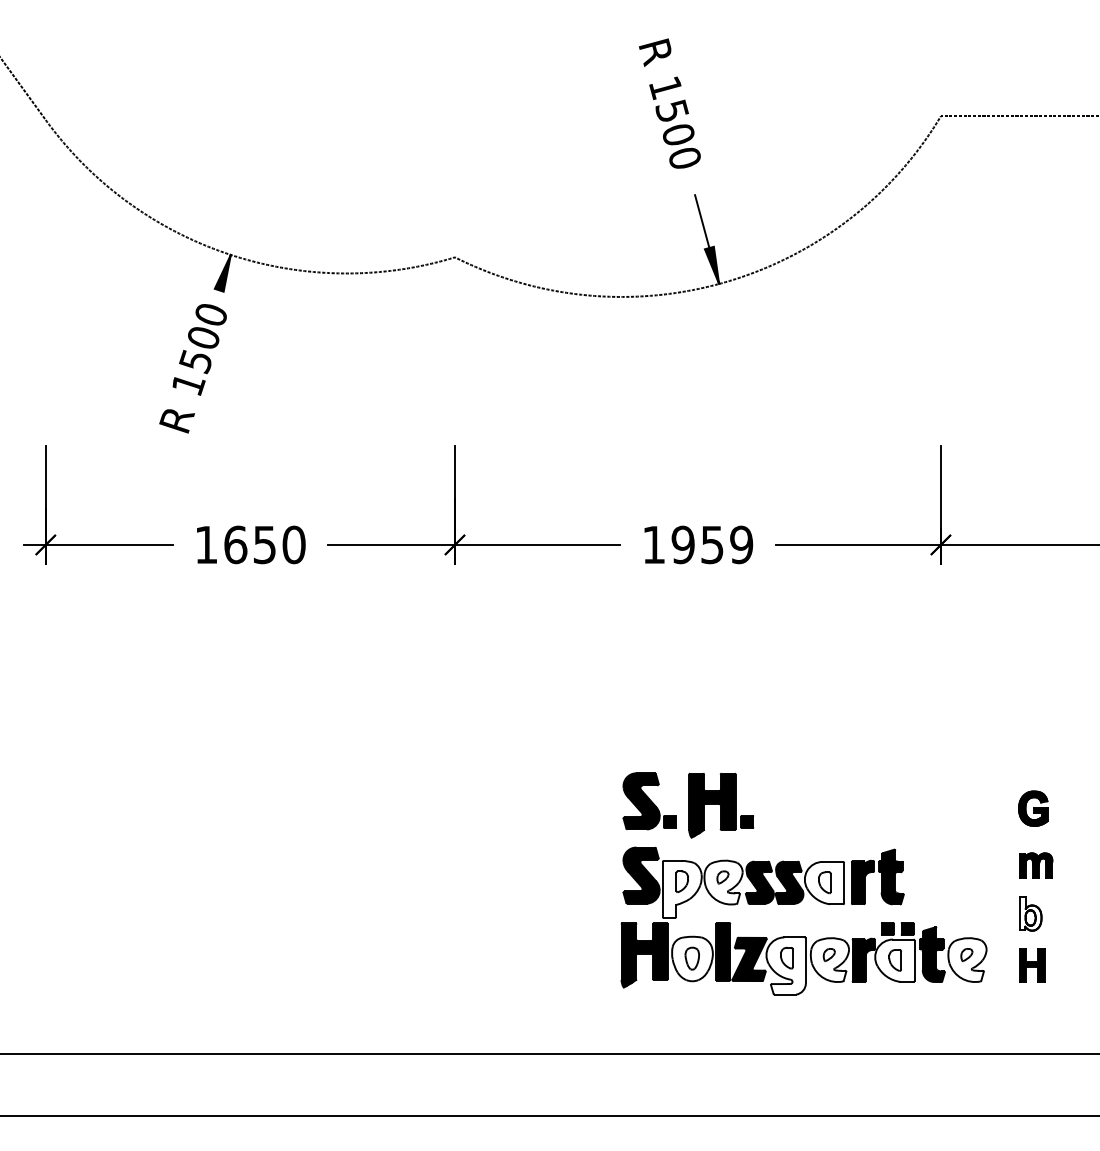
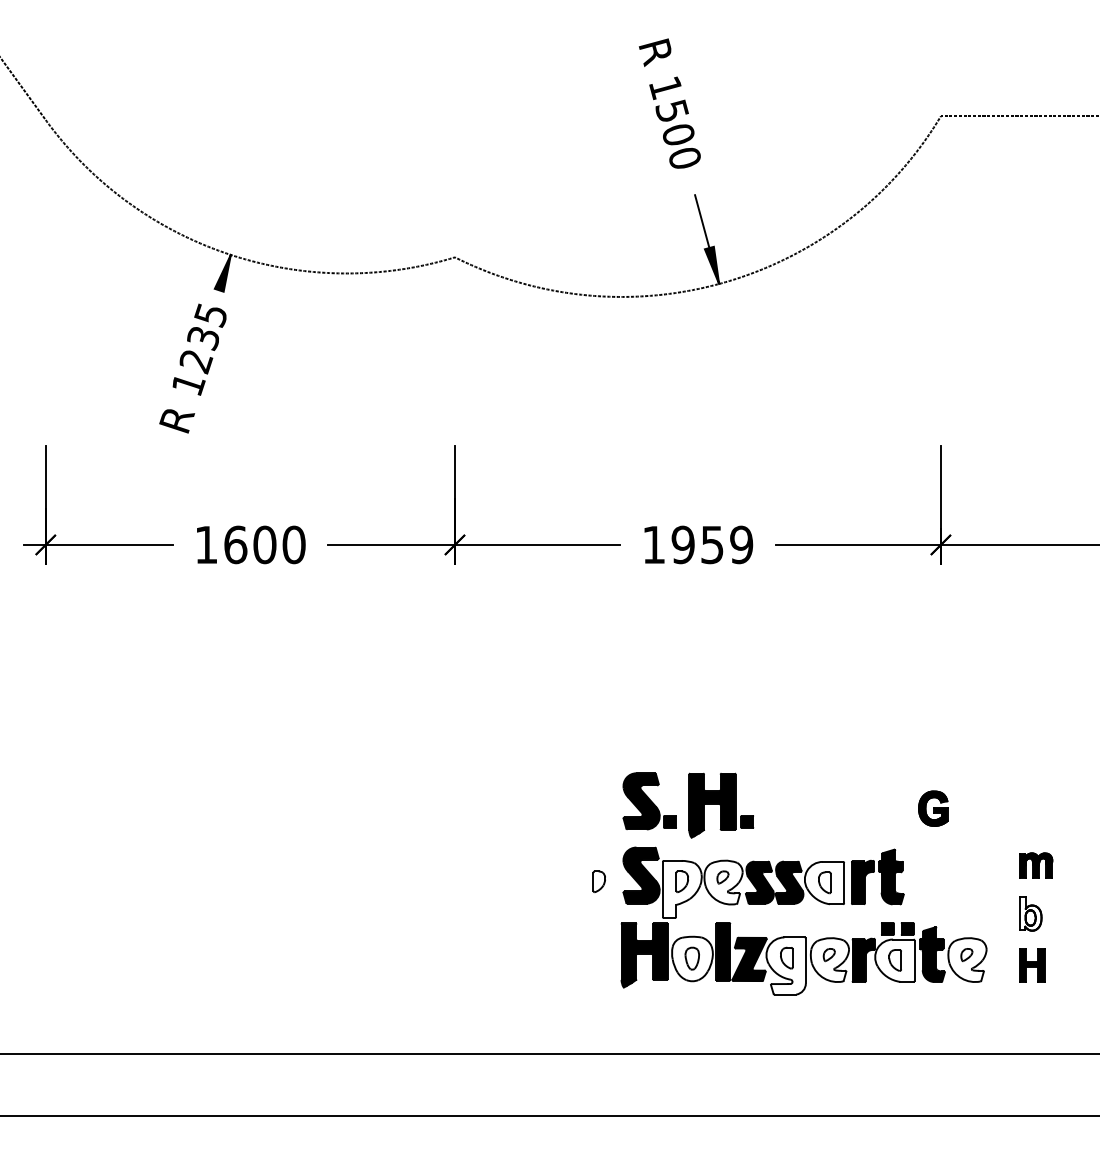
text: 1500 -> 1235 (202, 338)
text: 1650 -> 1600 (264, 544)
part position: (1033, 808) -> (933, 808) (933, 808)
part: none -> present (598, 881)
